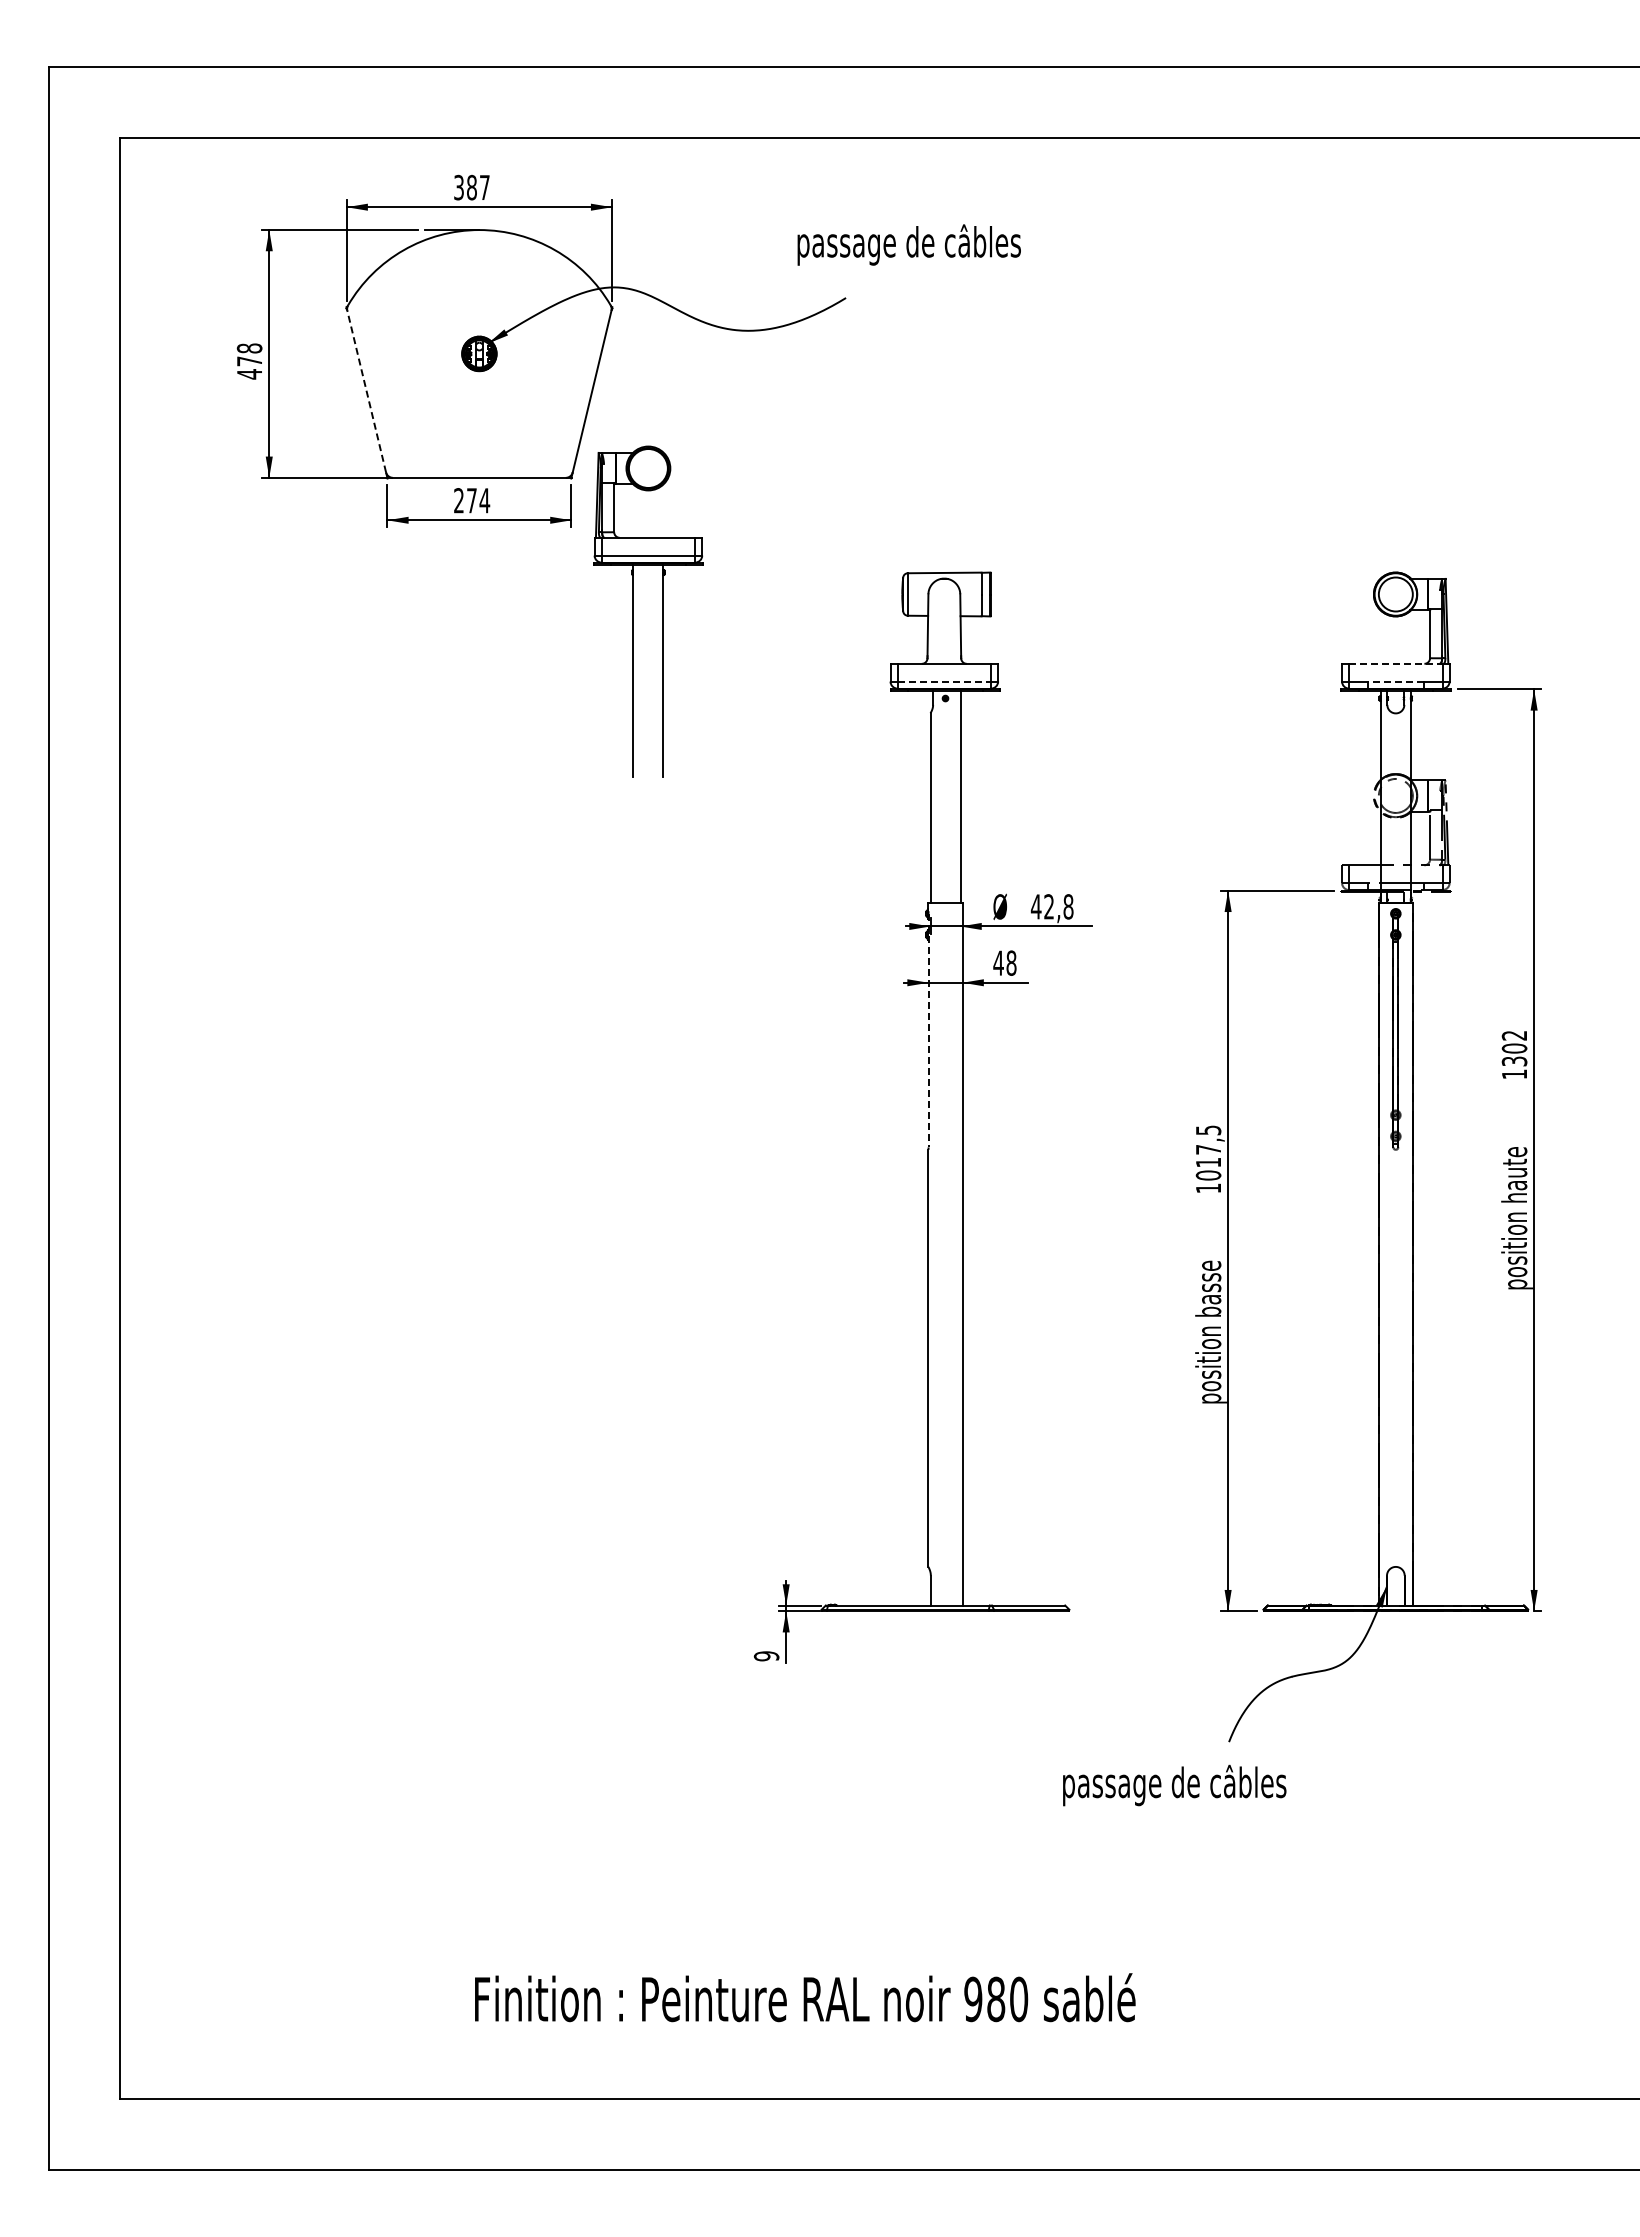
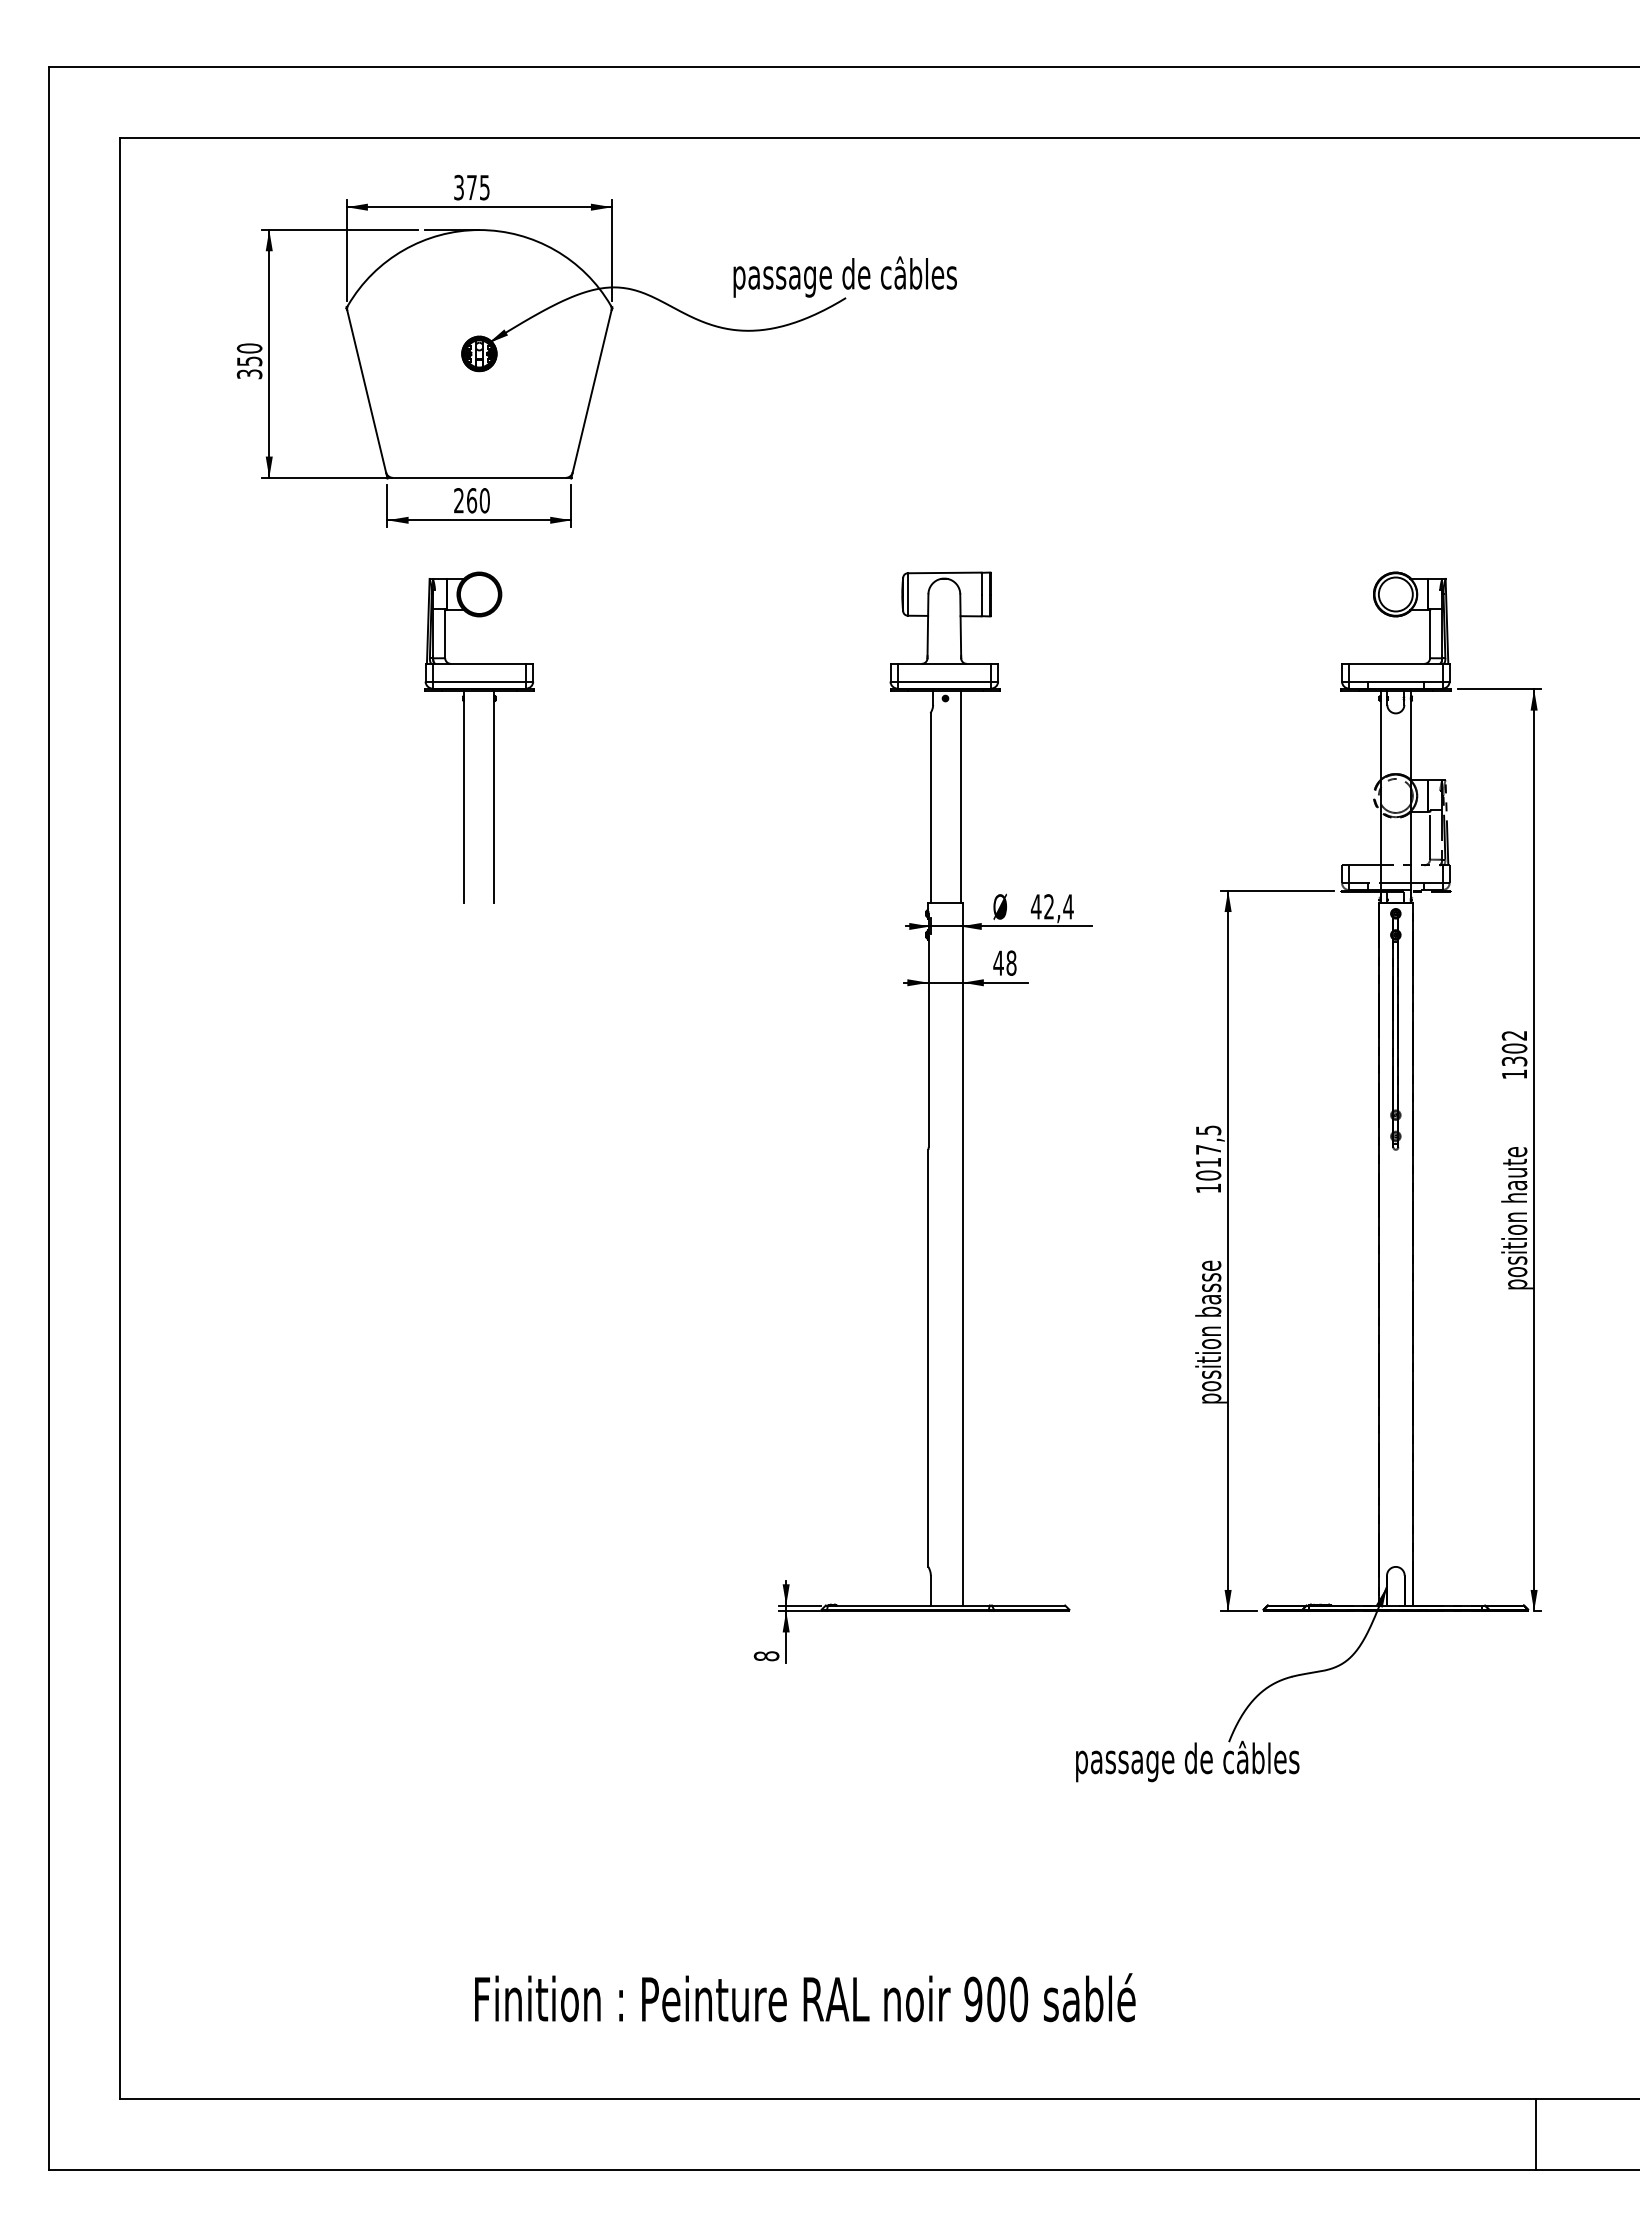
text: 387 -> 375 (478, 187)
text position: (908, 244) -> (844, 276) (844, 276)
text: 478 -> 350 (249, 361)
line: dashed -> solid (366, 391)
text: 274 -> 260 (478, 500)
part position: (662, 611) -> (493, 737) (493, 737)
line: dashed -> solid (1395, 663)
line: dashed -> solid (944, 681)
line: dashed -> solid (1395, 681)
text: 42,8 -> 42,4 (1068, 906)
line: dashed -> solid (928, 1030)
text: 9 -> 8 (766, 1656)
text position: (1174, 1785) -> (1187, 1761) (1187, 1761)
text: 980 -> 900 (996, 1999)
line: none -> present (1536, 2134)
